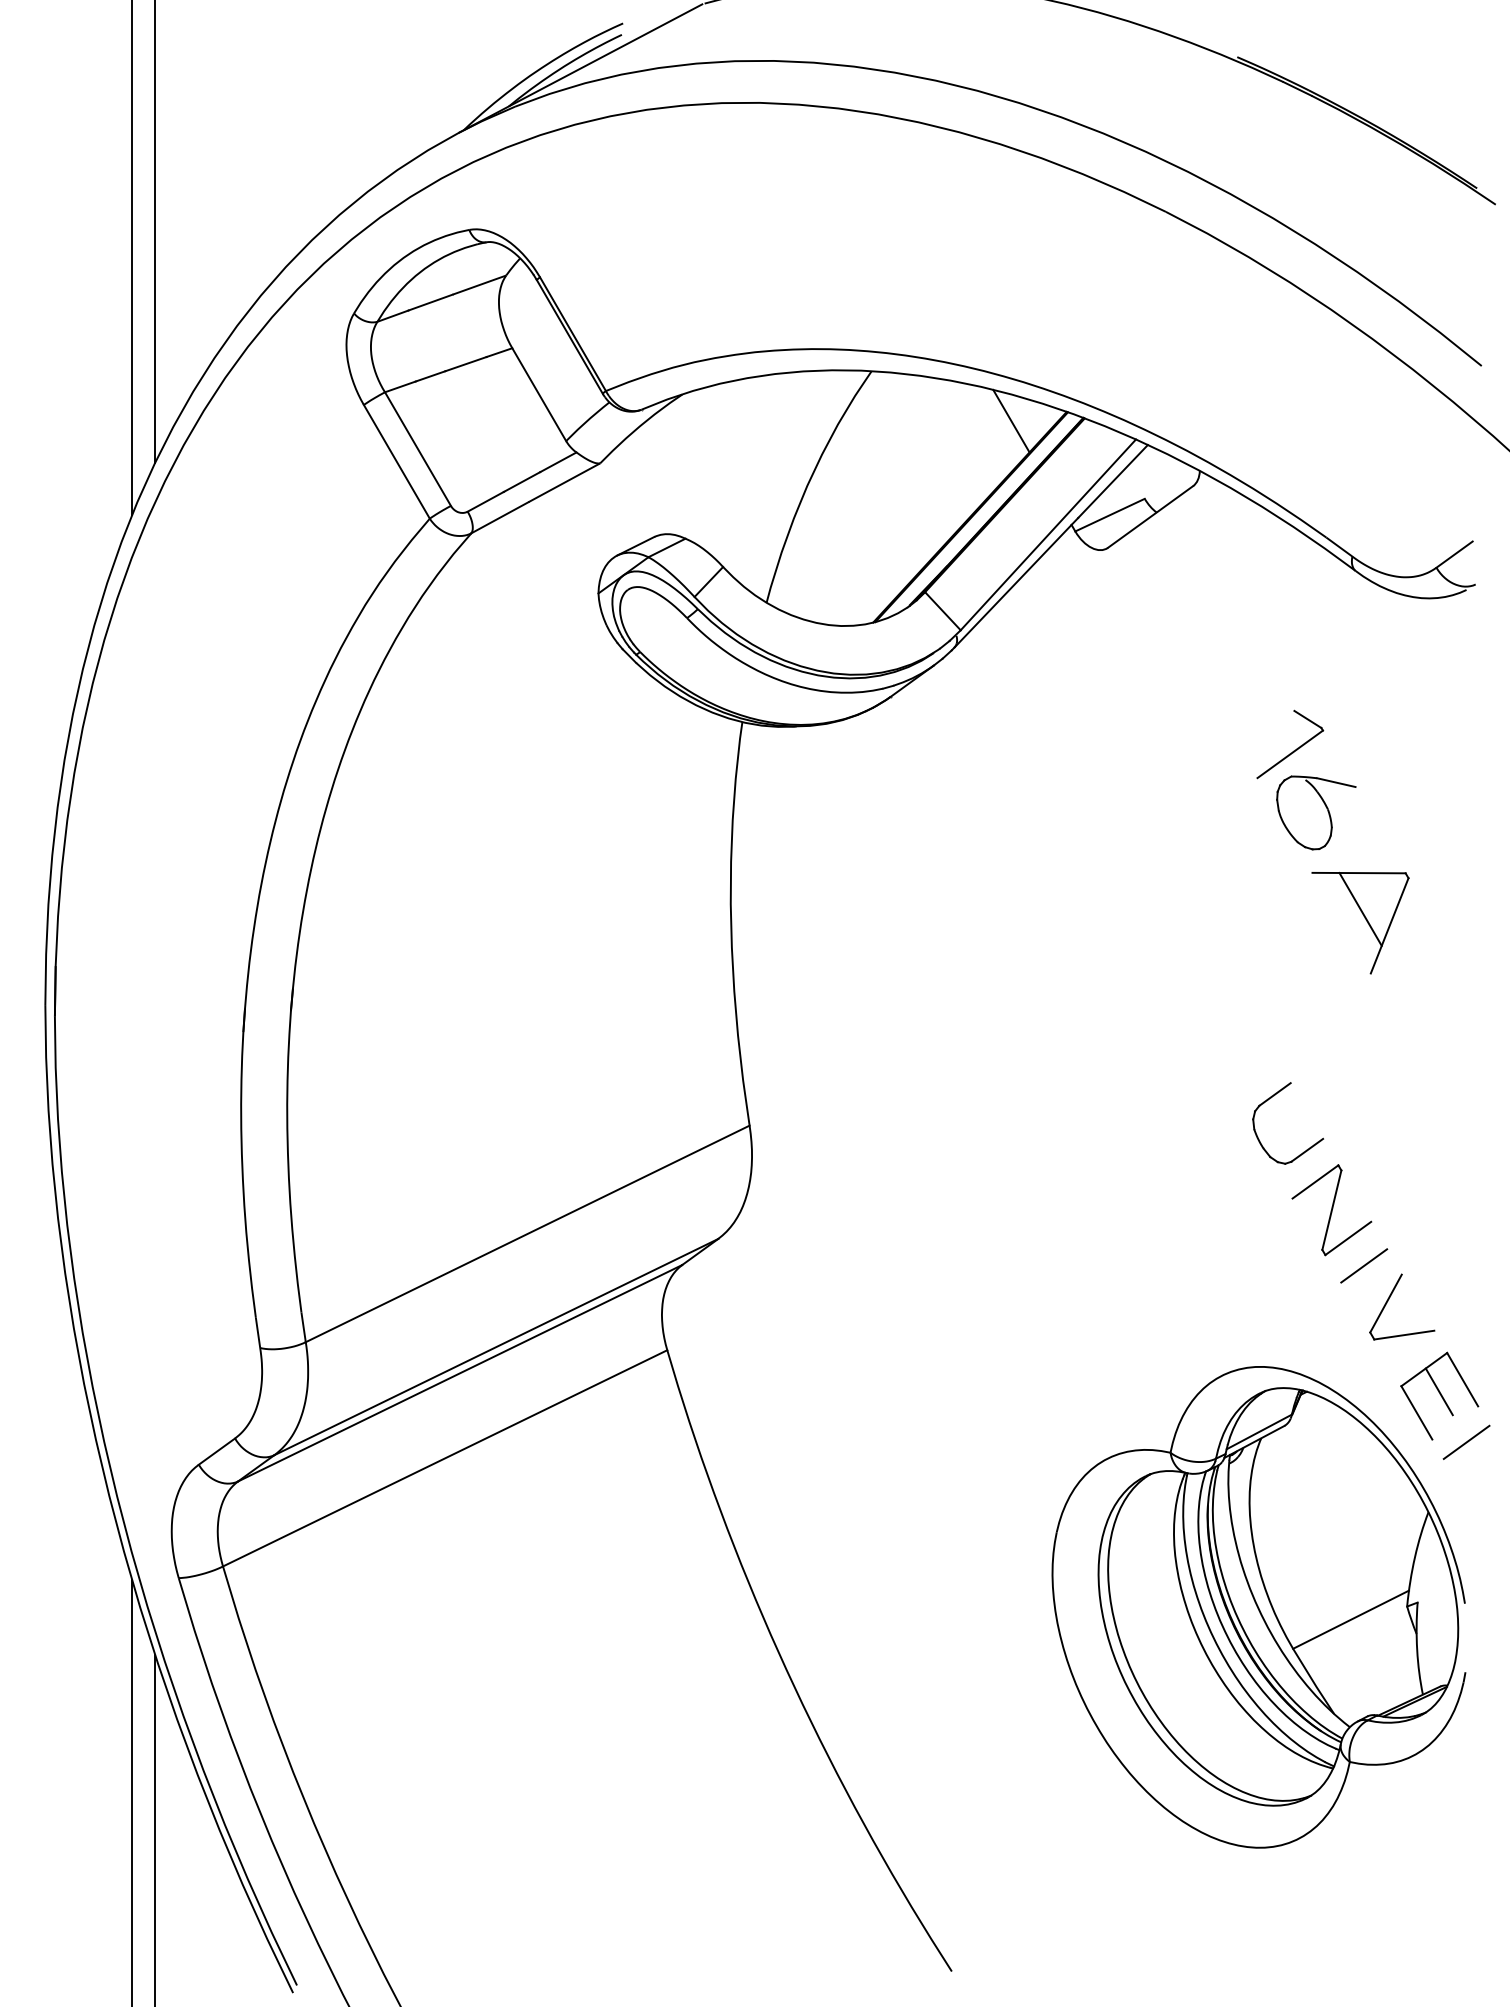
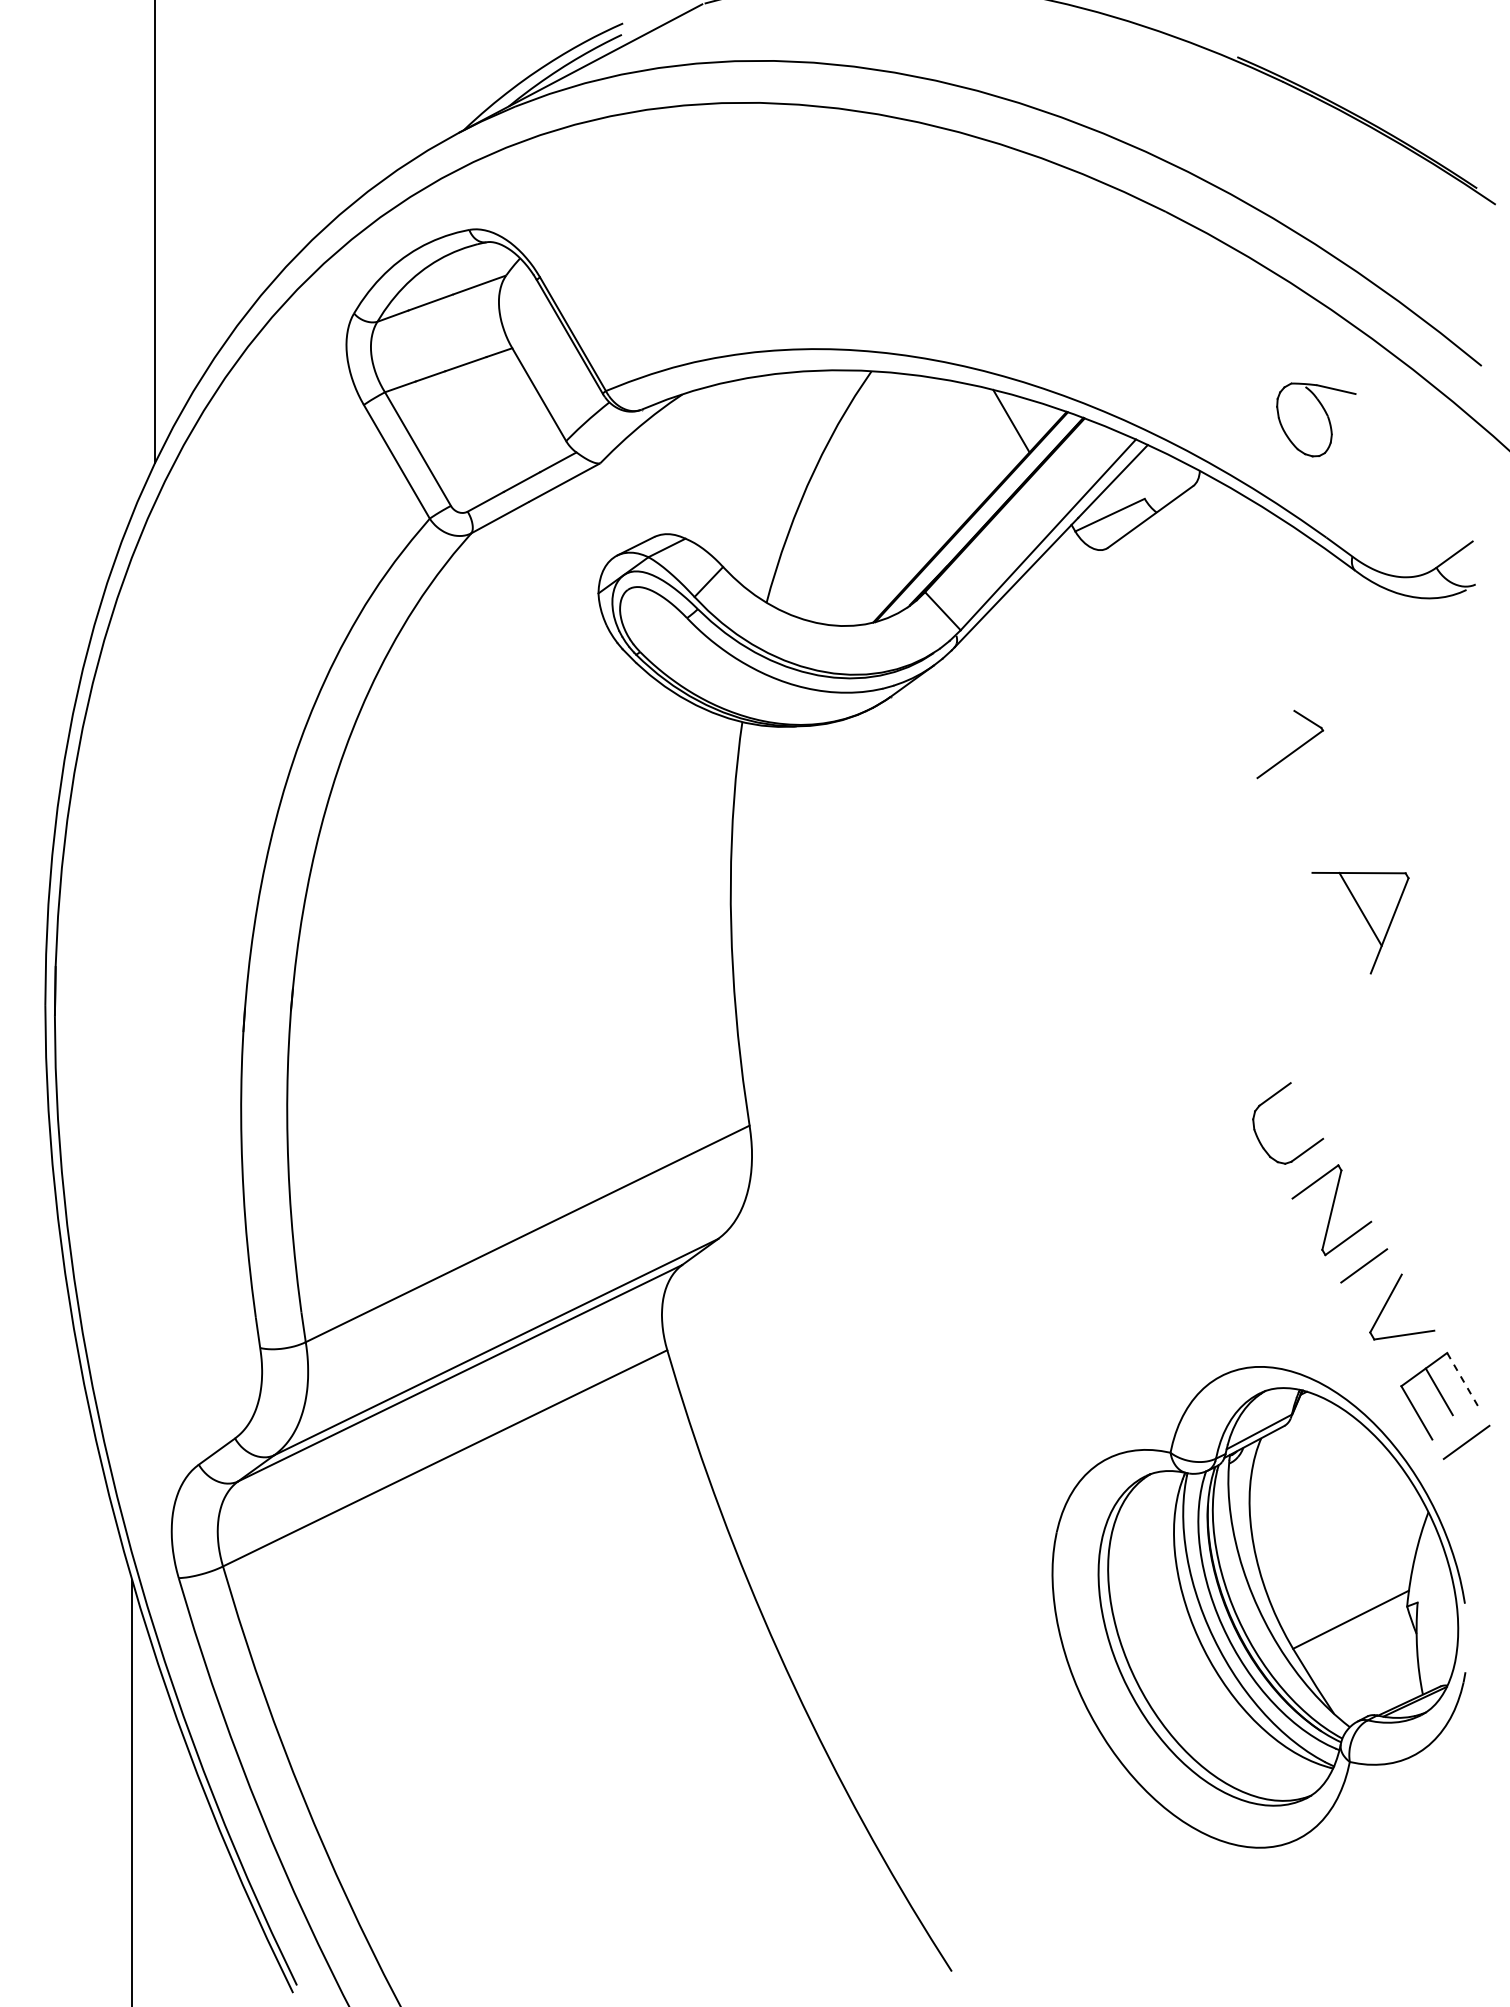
line: present -> none (132, 258)
part position: (1316, 812) -> (1316, 419) (1316, 419)
line: solid -> dashed (1462, 1379)
line: present -> none (155, 1828)
